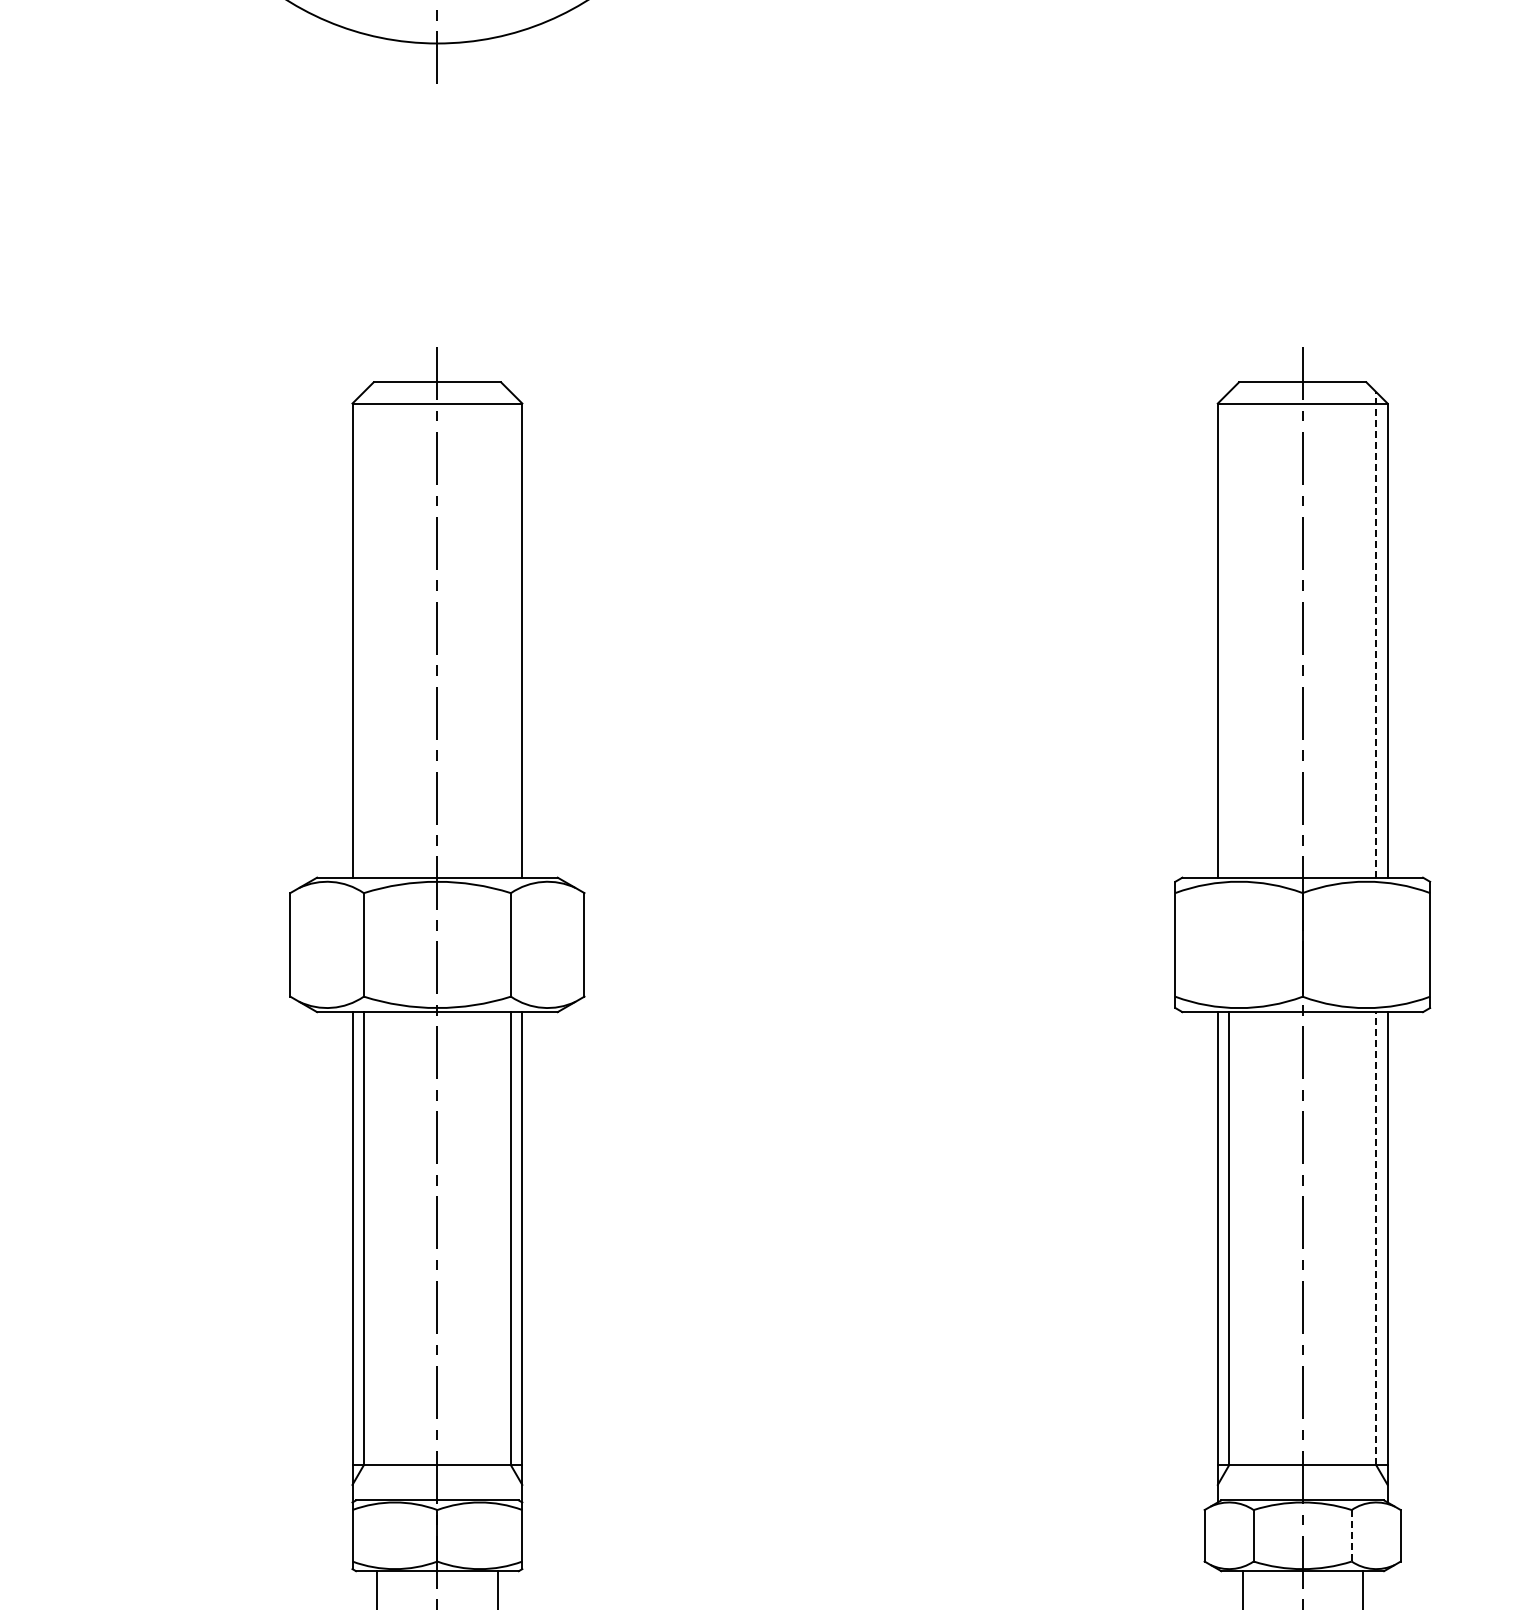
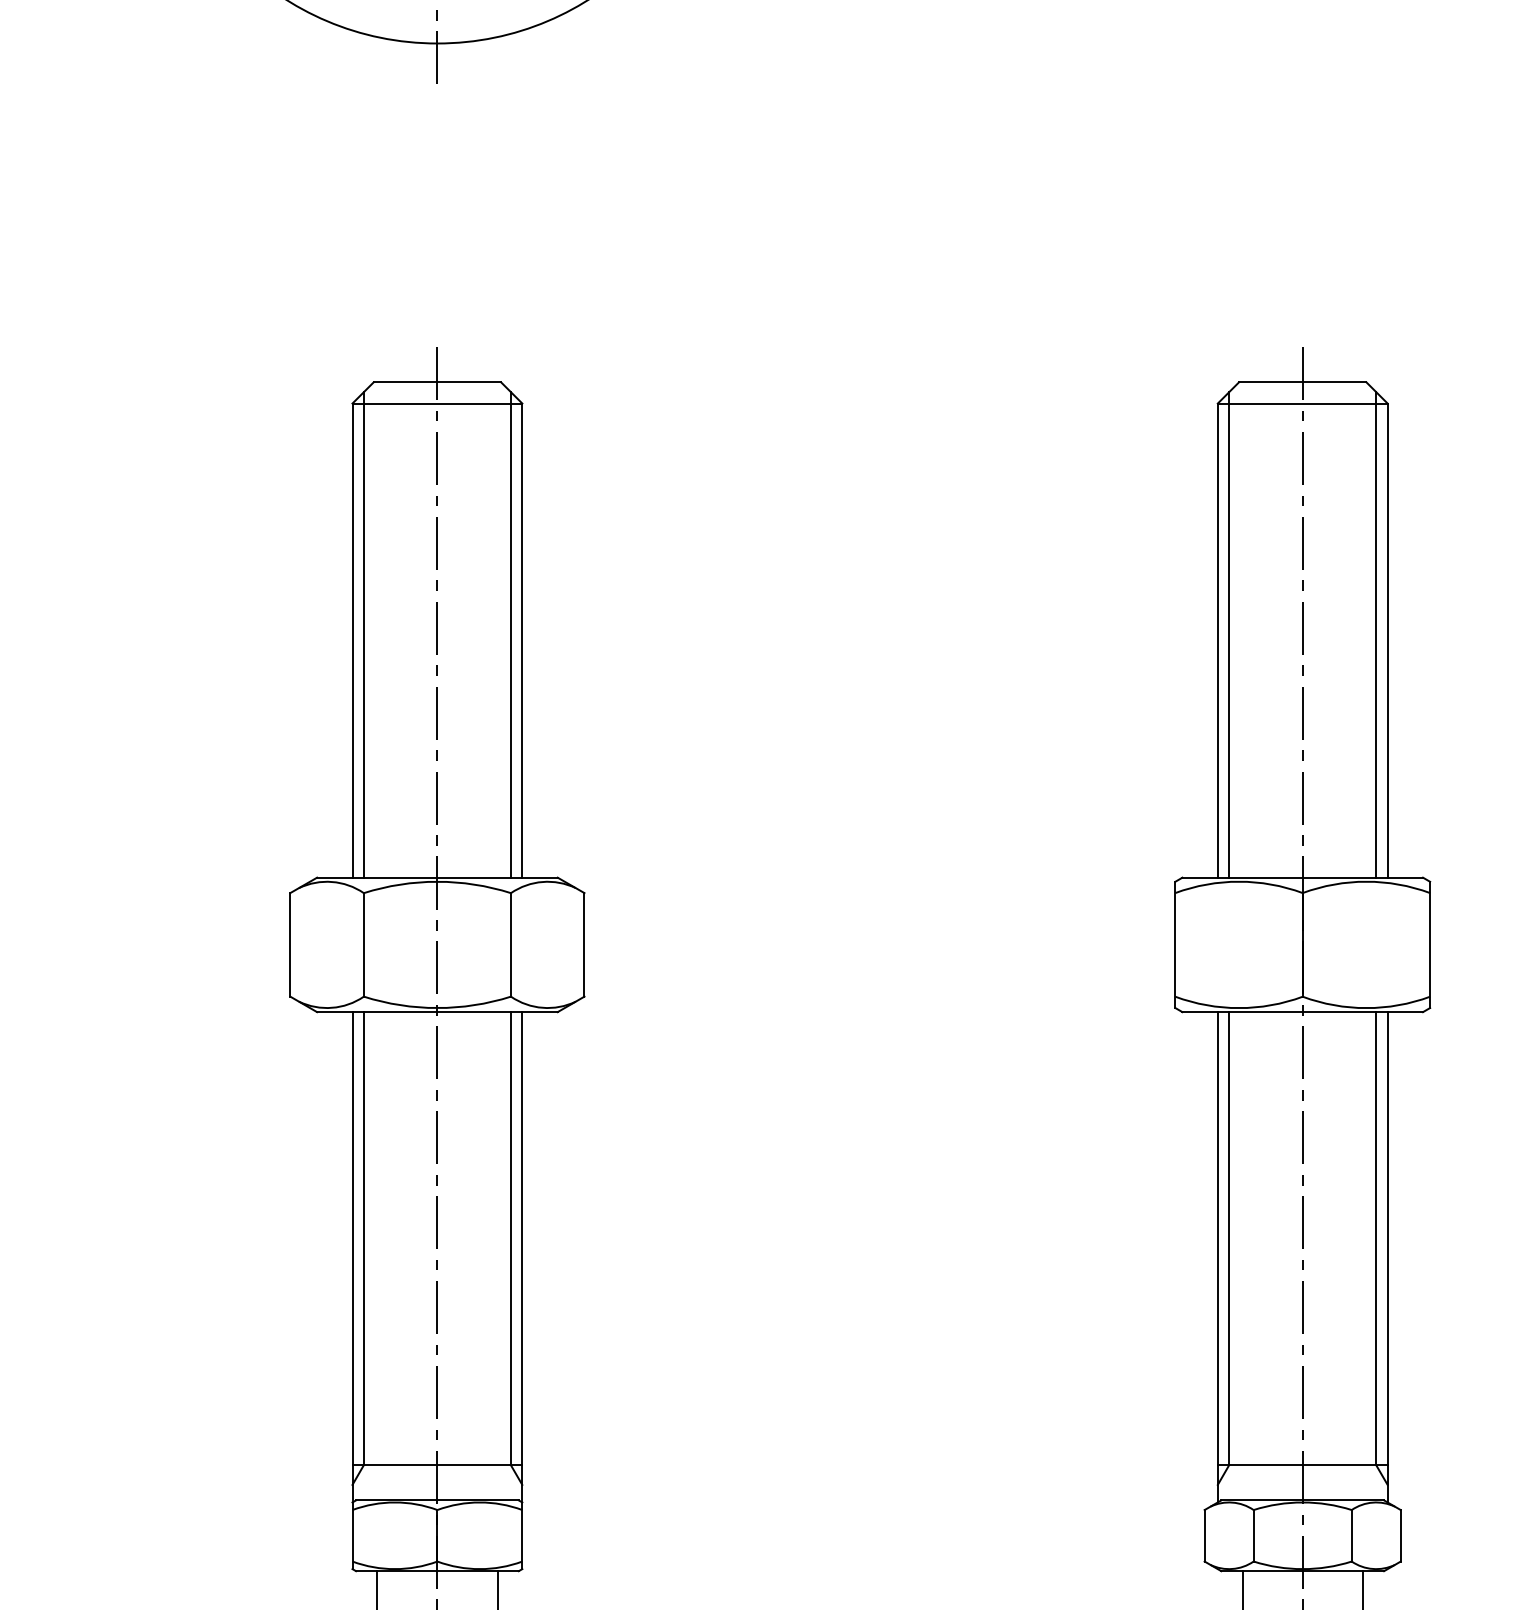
line: none -> present (363, 634)
line: none -> present (510, 634)
line: none -> present (1229, 634)
line: dashed -> solid (1376, 634)
line: dashed -> solid (1376, 1238)
line: dashed -> solid (1351, 1535)
